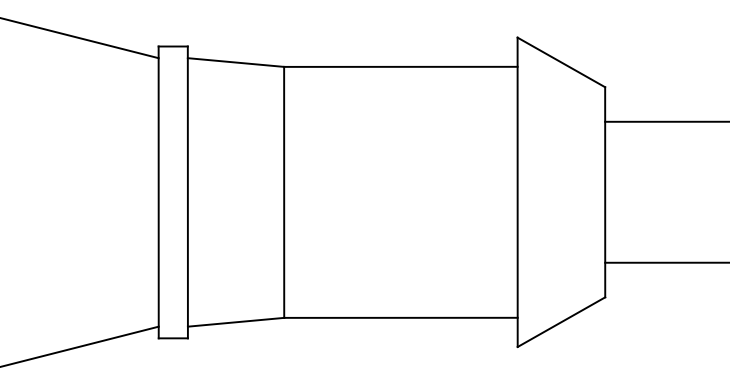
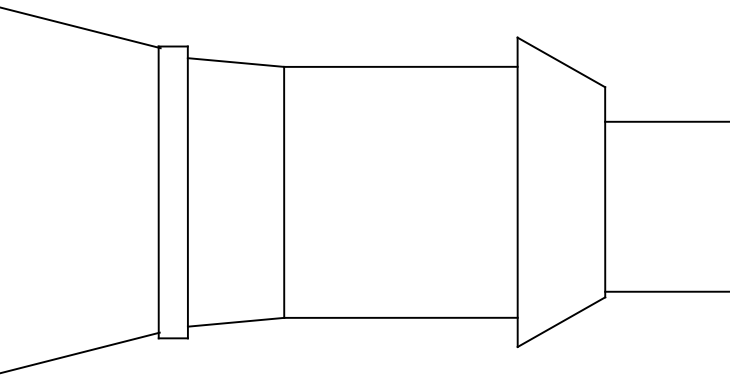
line position: (80, 38) -> (81, 27) (81, 27)
line position: (665, 262) -> (665, 291) (665, 291)
line position: (80, 346) -> (80, 352) (80, 352)
